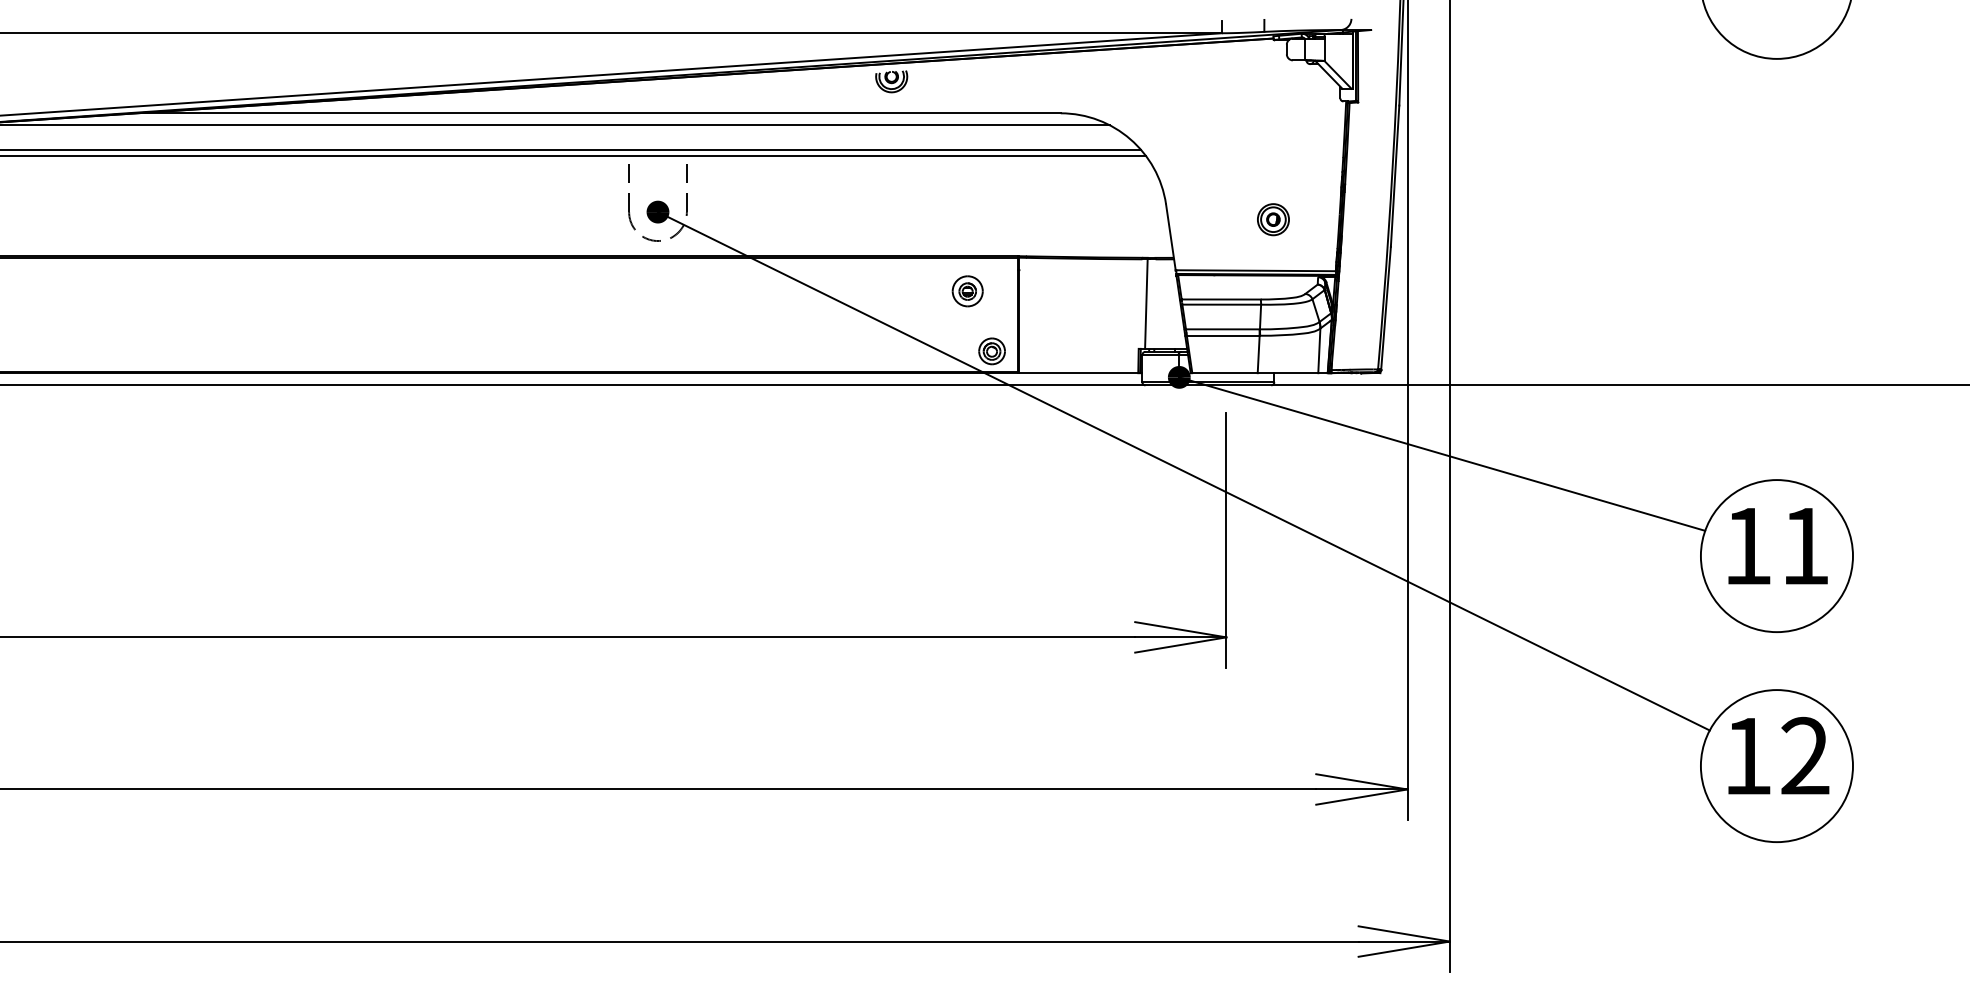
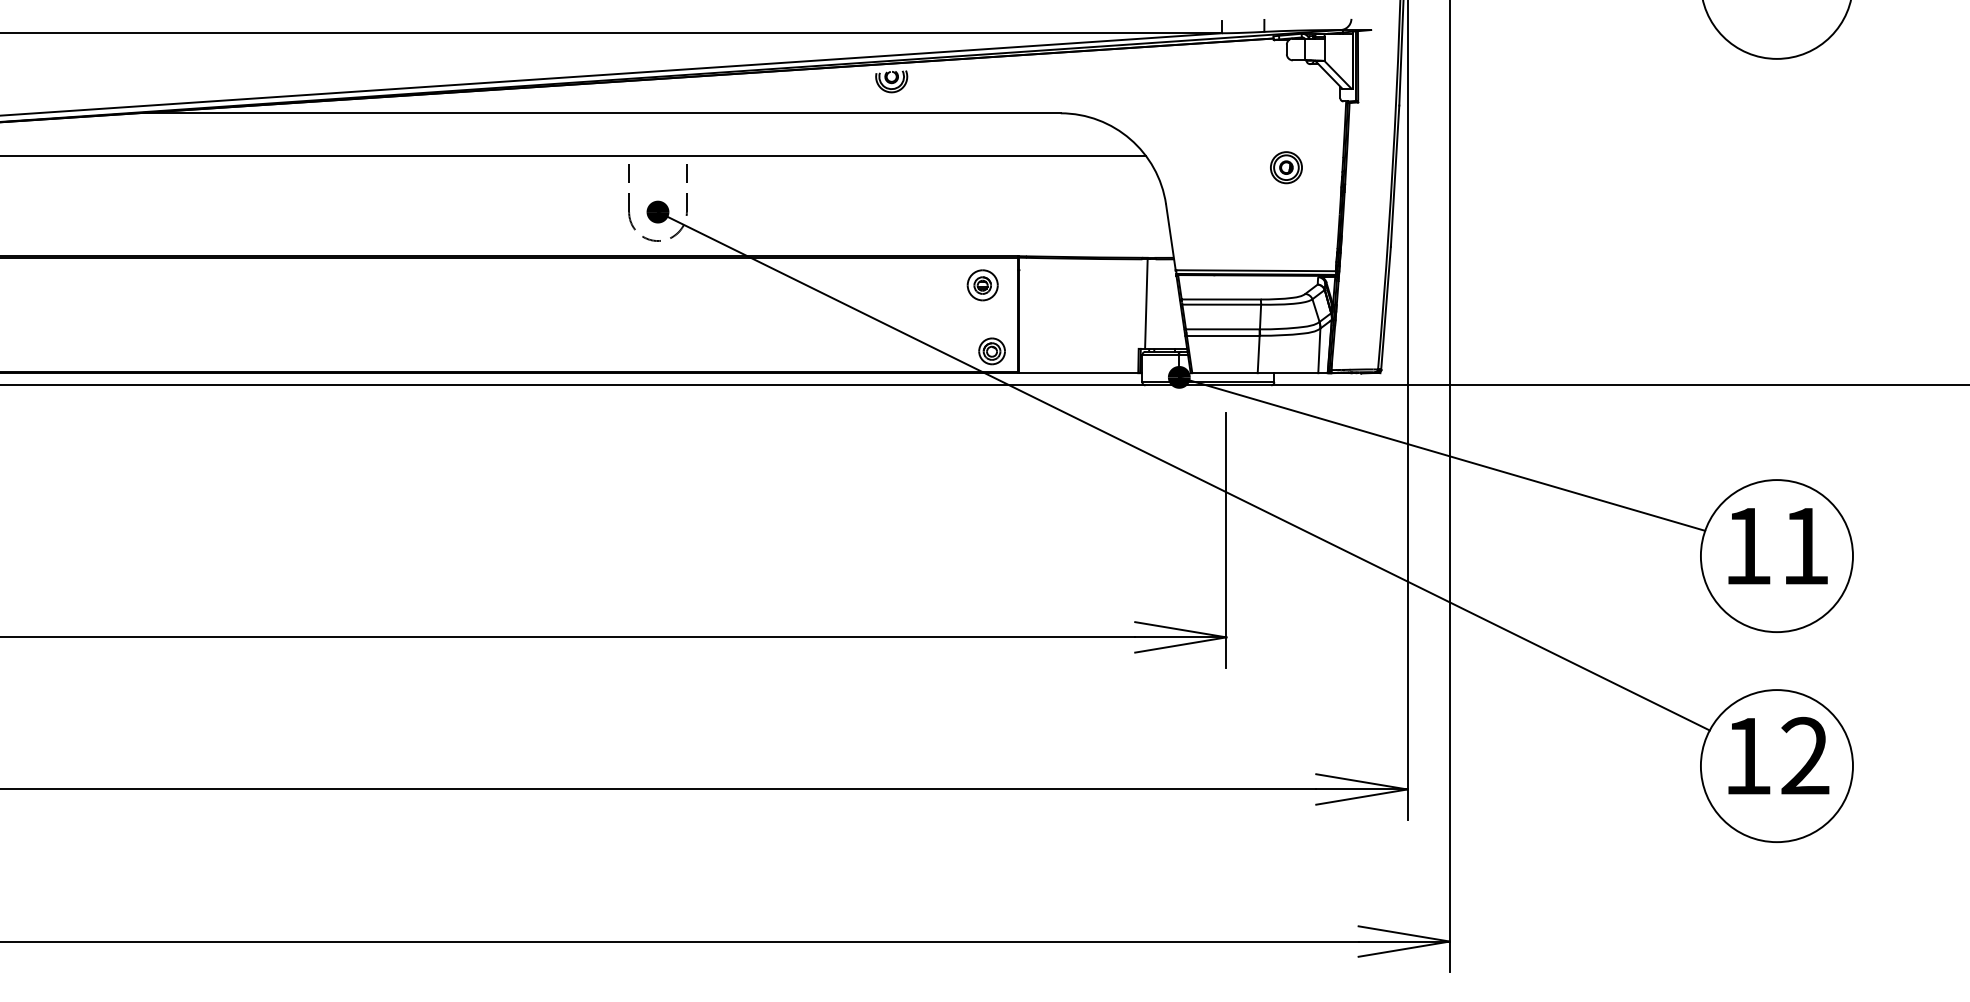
line: present -> none (556, 125)
line: present -> none (571, 149)
part position: (1273, 219) -> (1286, 167) (1286, 167)
part position: (967, 291) -> (982, 285) (982, 285)
